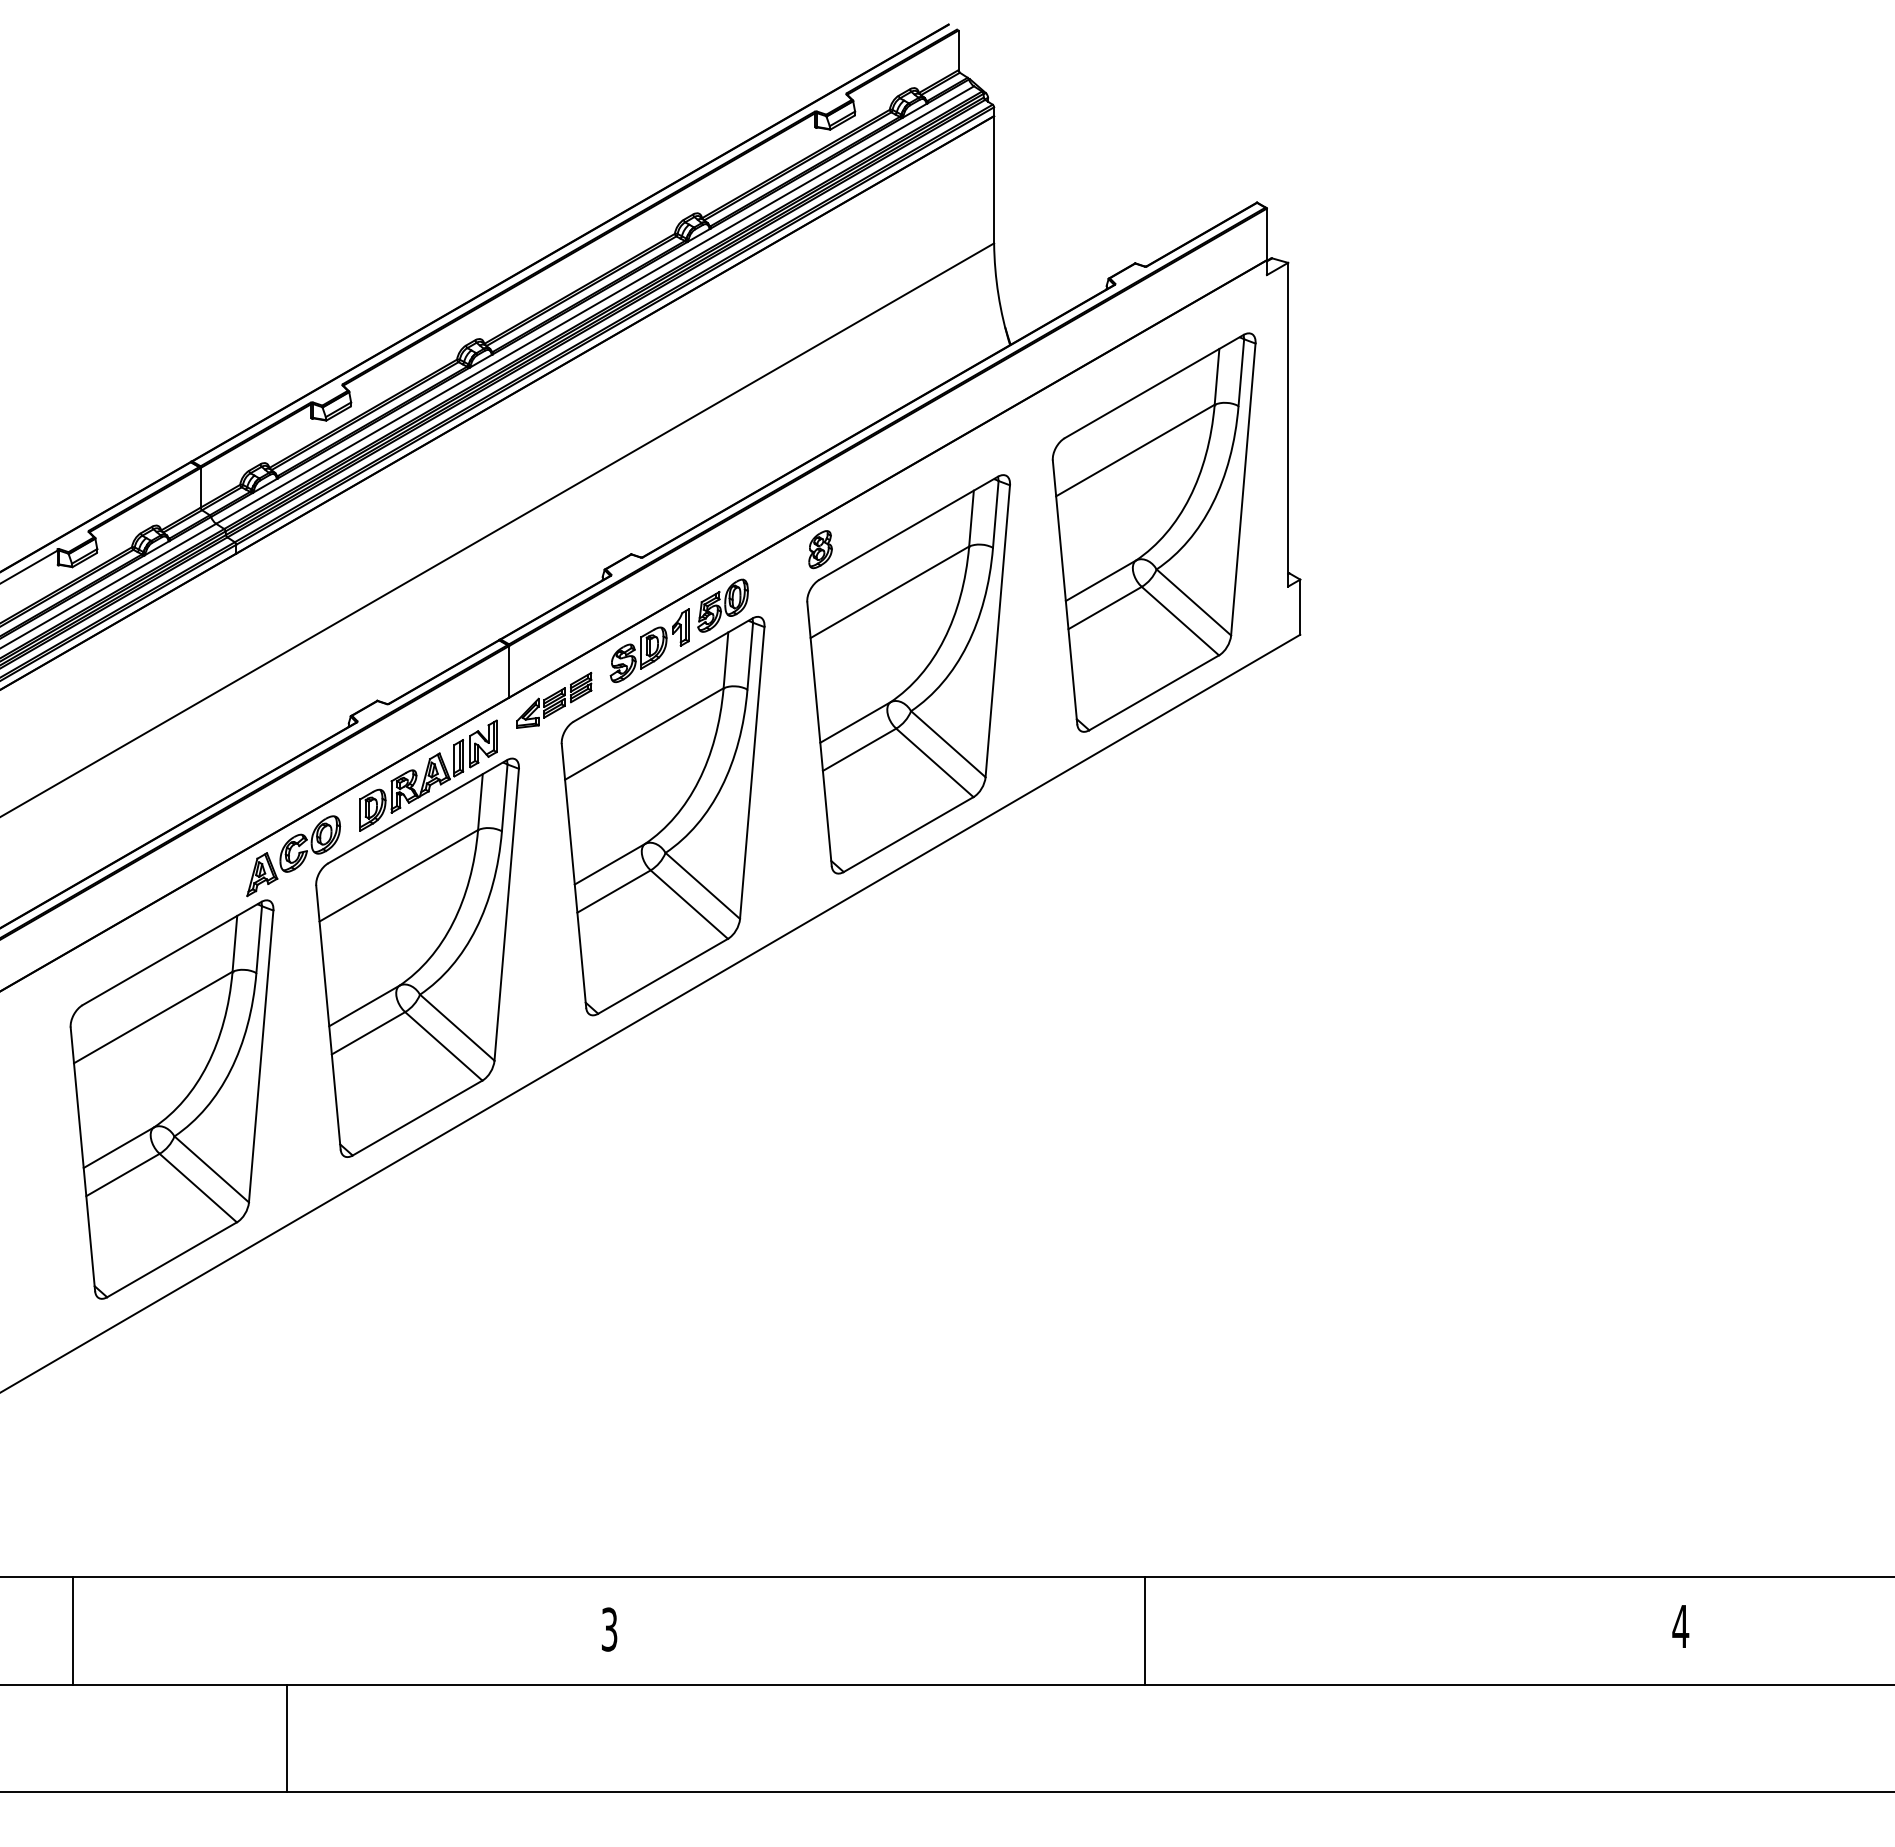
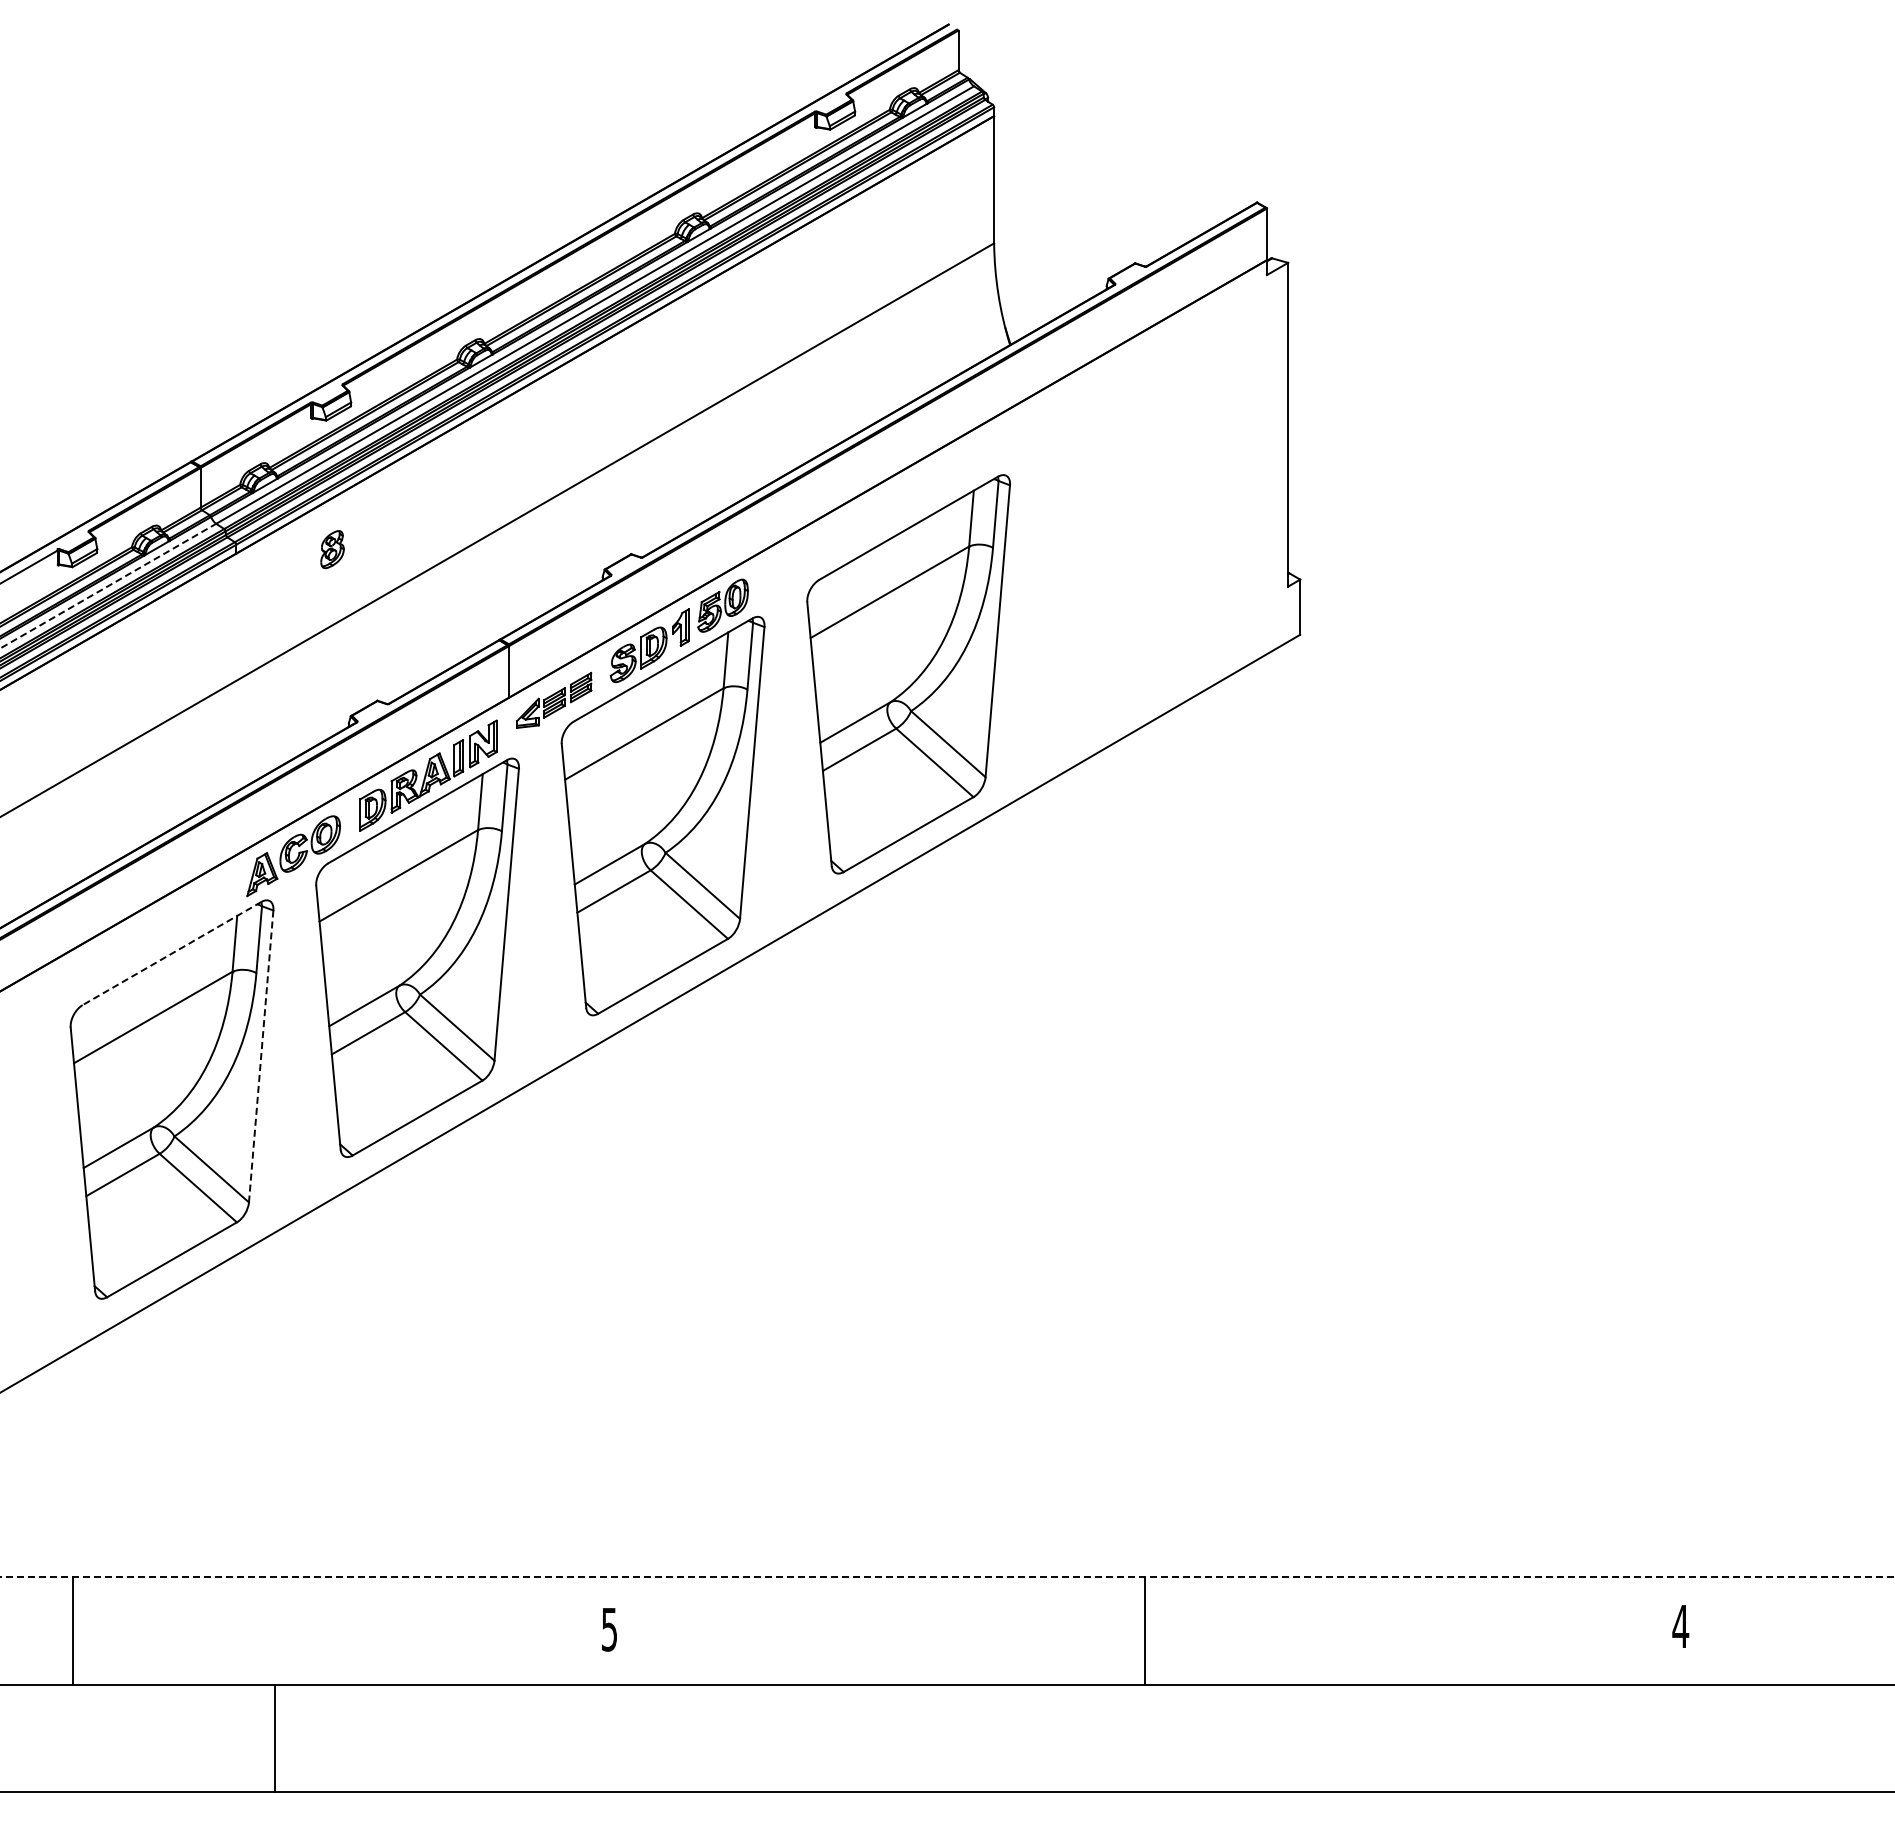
part: present -> none (1153, 532)
part position: (820, 549) -> (332, 549) (332, 549)
line: solid -> dashed (108, 585)
line: solid -> dashed (171, 953)
line: solid -> dashed (261, 1056)
line: solid -> dashed (948, 1577)
text: 3 -> 5 (609, 1628)
line position: (287, 1737) -> (275, 1737) (275, 1737)
